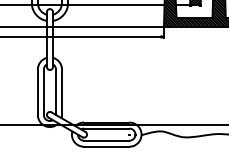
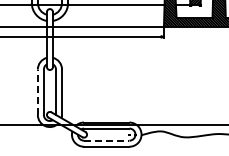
line: solid -> dashed (37, 92)
line: solid -> dashed (106, 140)
